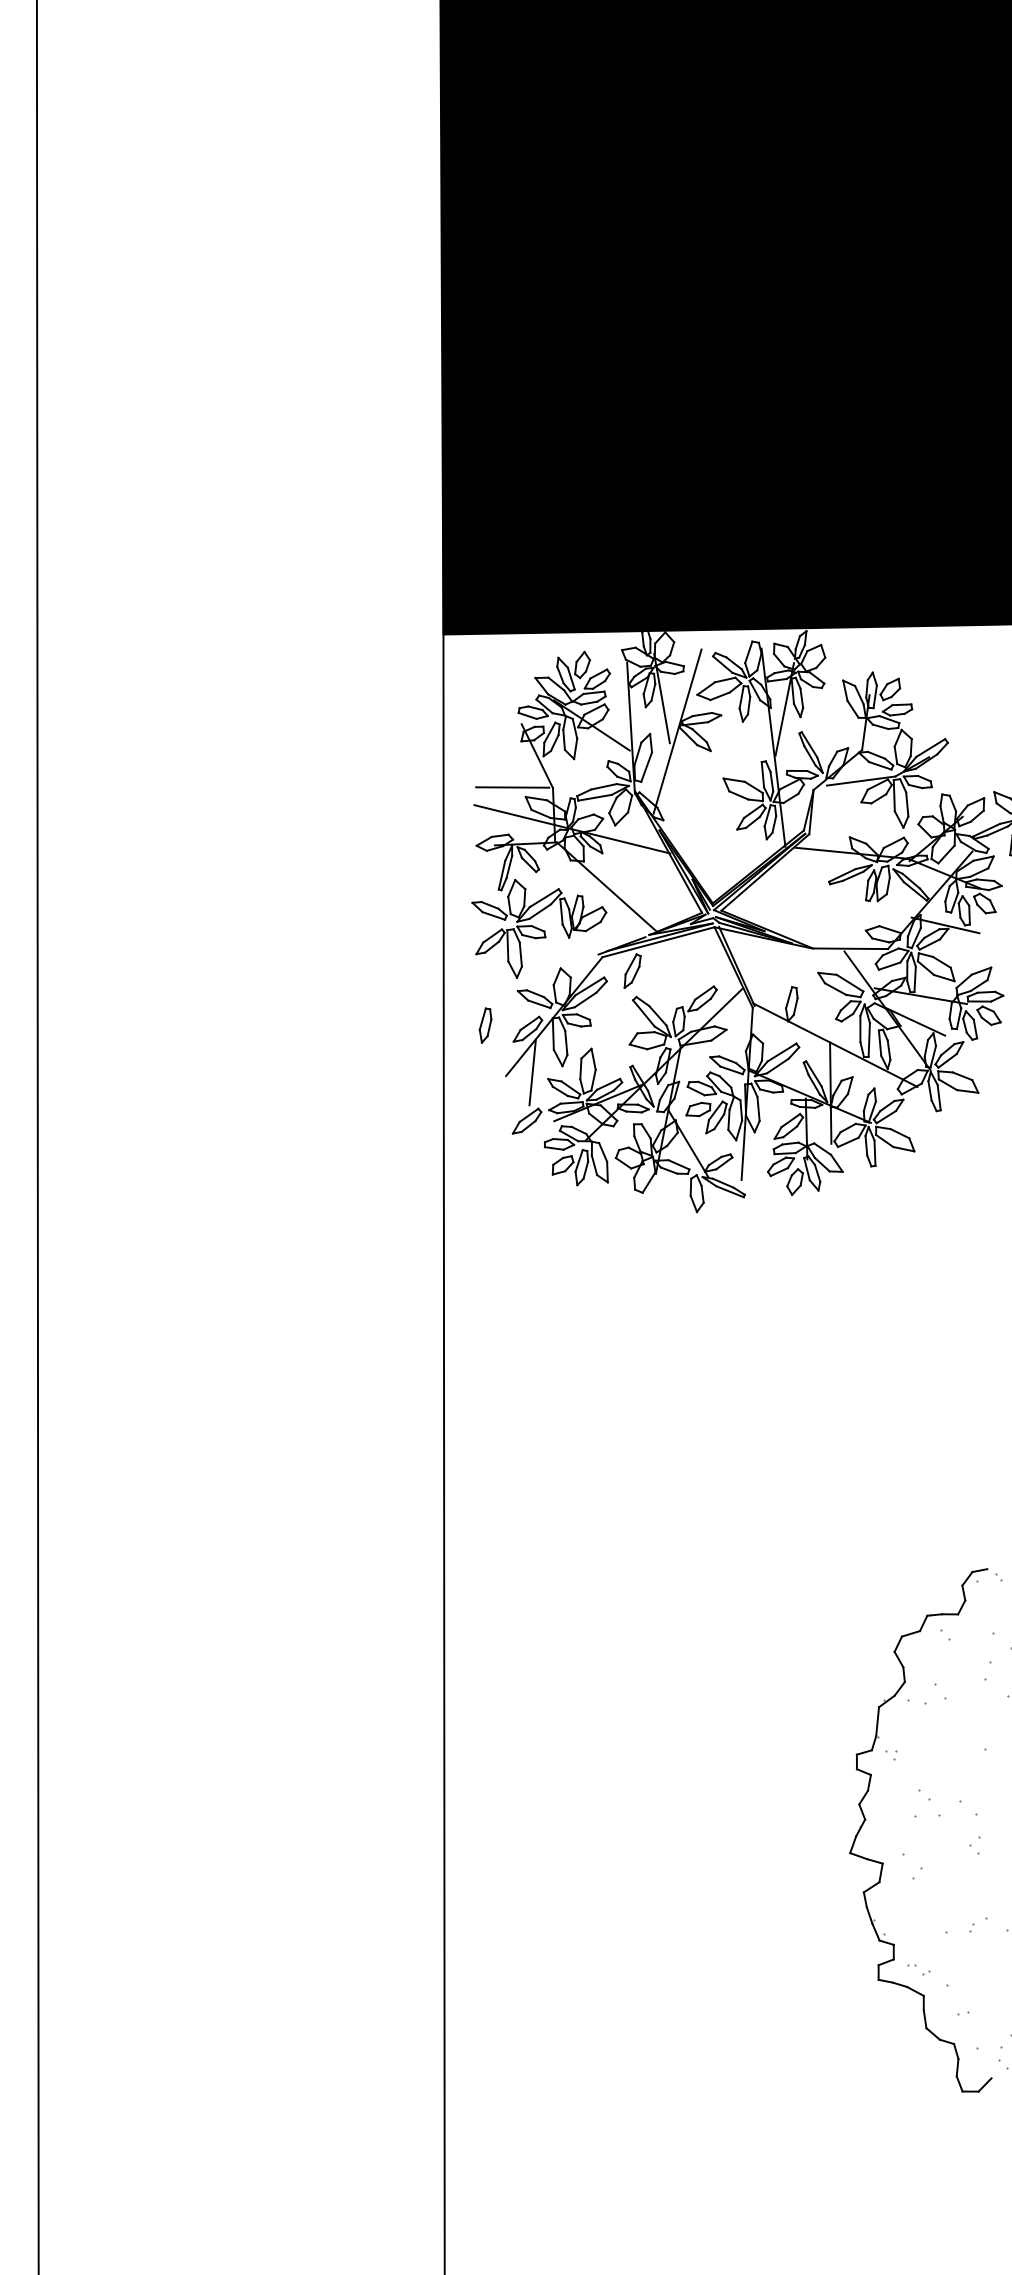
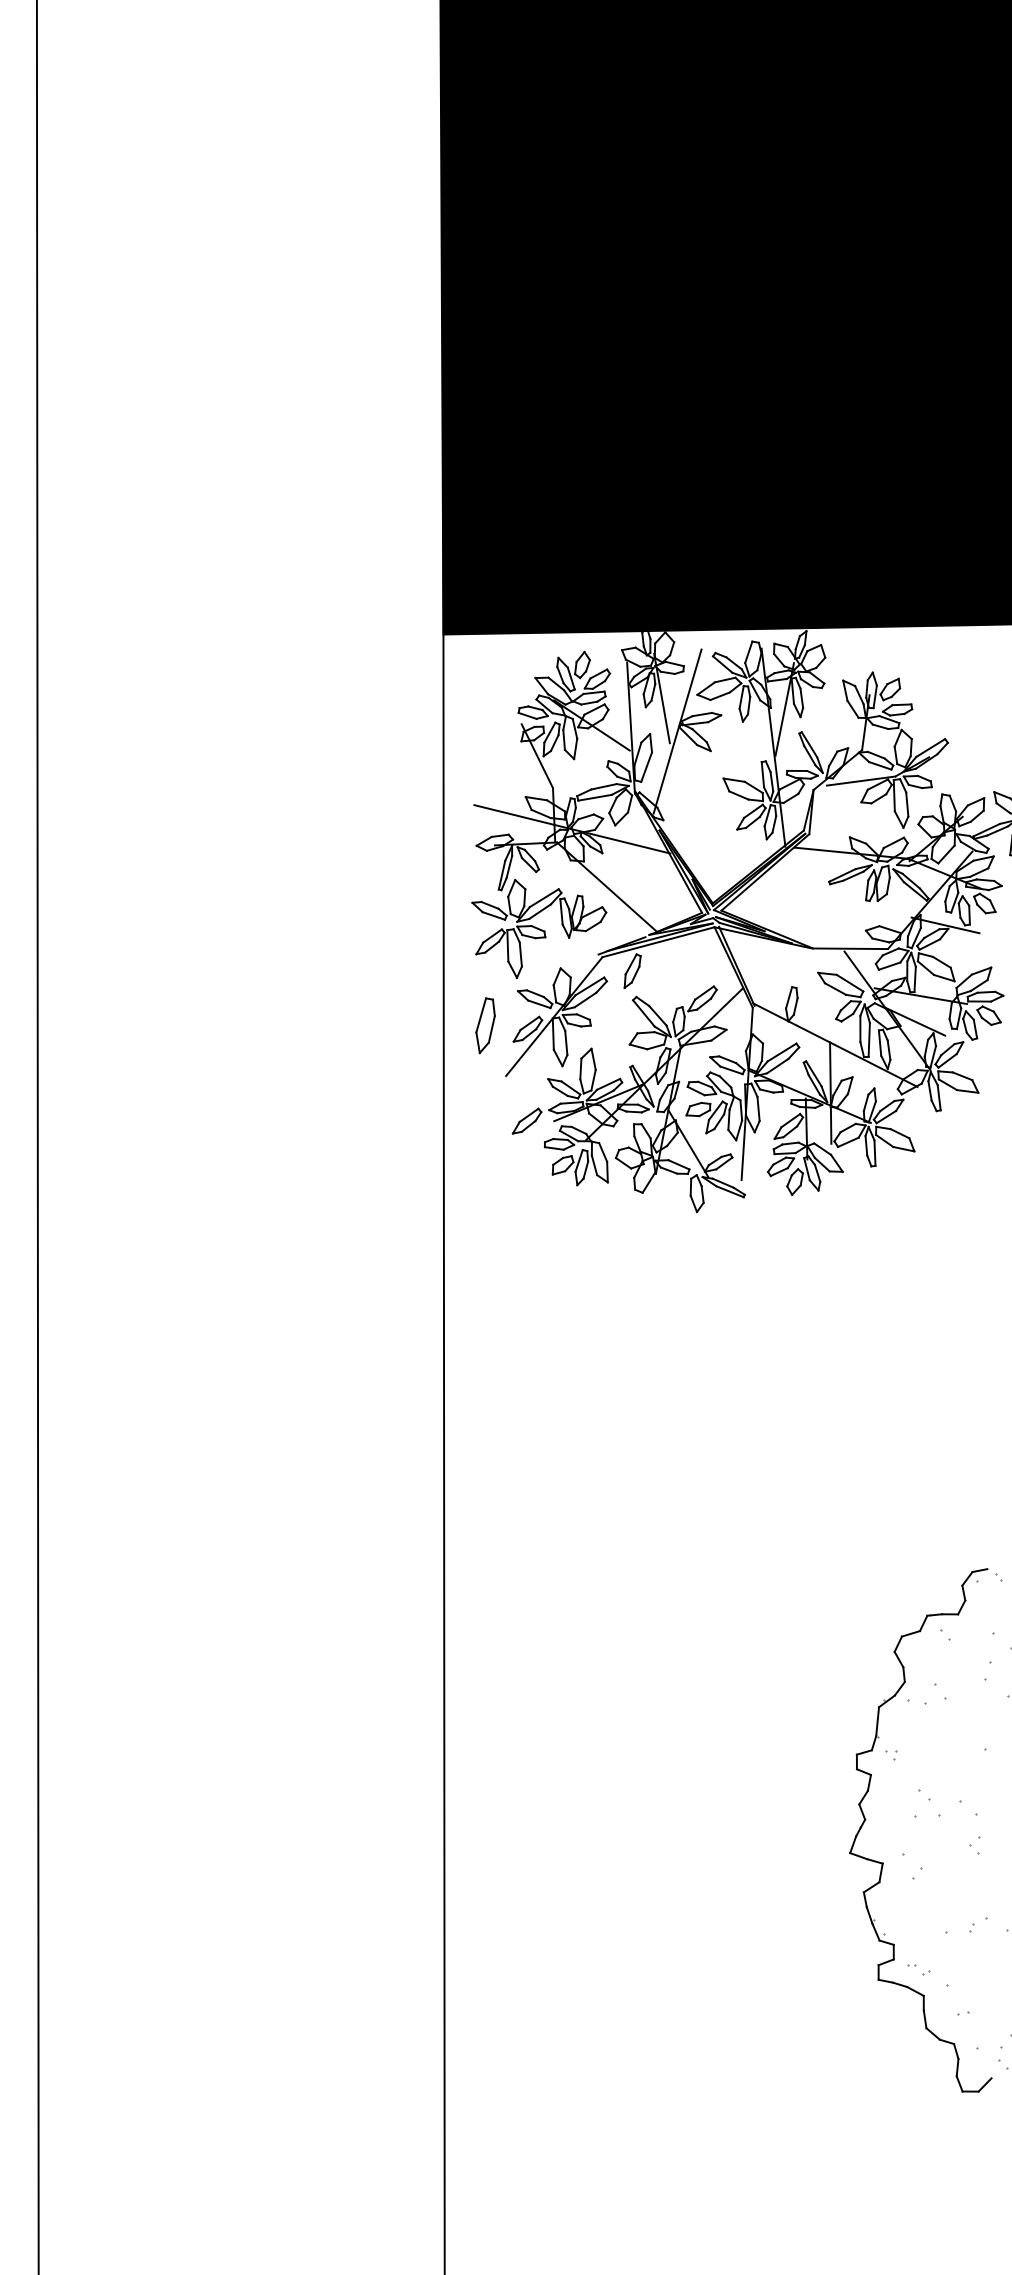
line: present -> none (512, 787)
part size: 15x37 px -> 21x58 px (485, 1025)
line: present -> none (532, 1072)
